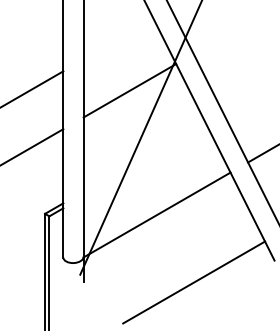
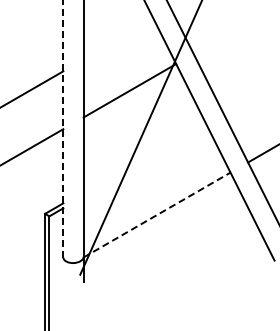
line: solid -> dashed (63, 128)
line: solid -> dashed (157, 215)
line: present -> none (194, 282)
